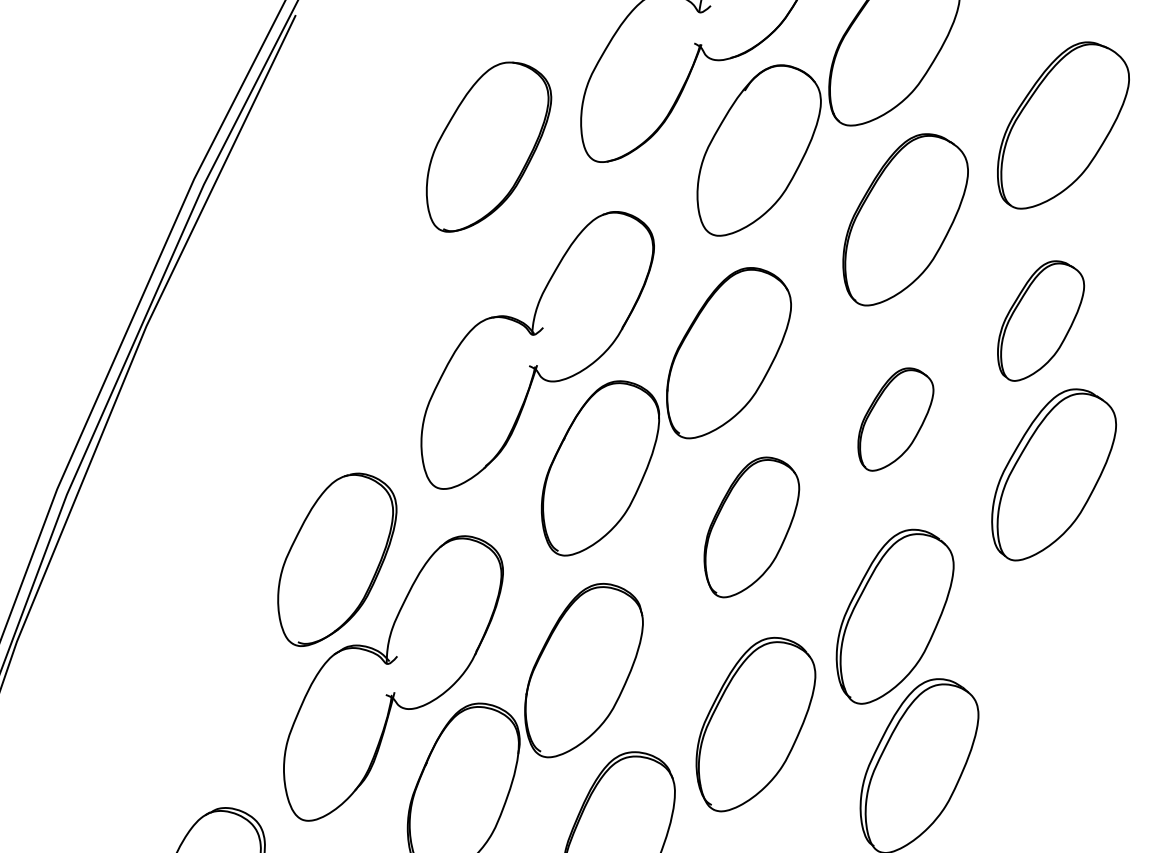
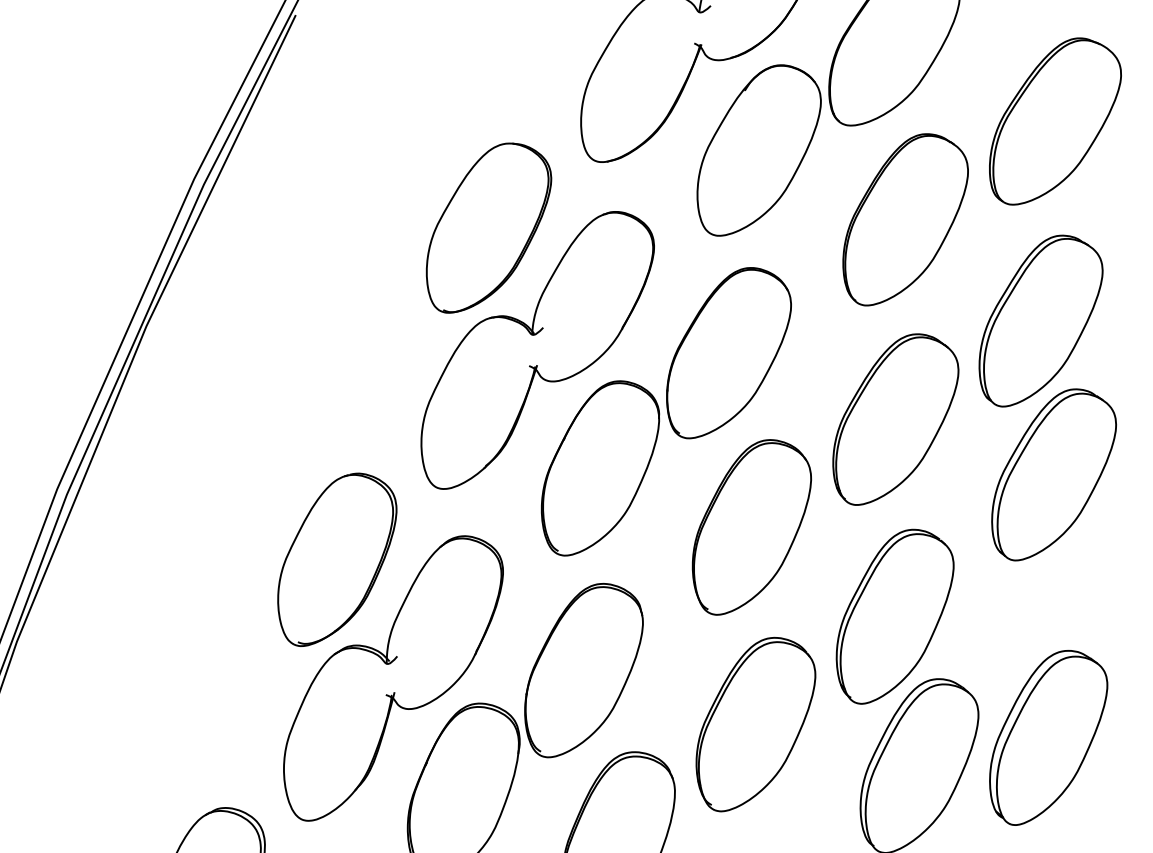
part position: (1063, 125) -> (1055, 121) (1055, 121)
part position: (488, 146) -> (488, 227) (488, 227)
part size: 89x122 px -> 126x174 px (1040, 320)
part size: 78x105 px -> 128x173 px (895, 419)
part size: 98x143 px -> 121x177 px (751, 527)
part: none -> present (1048, 737)
